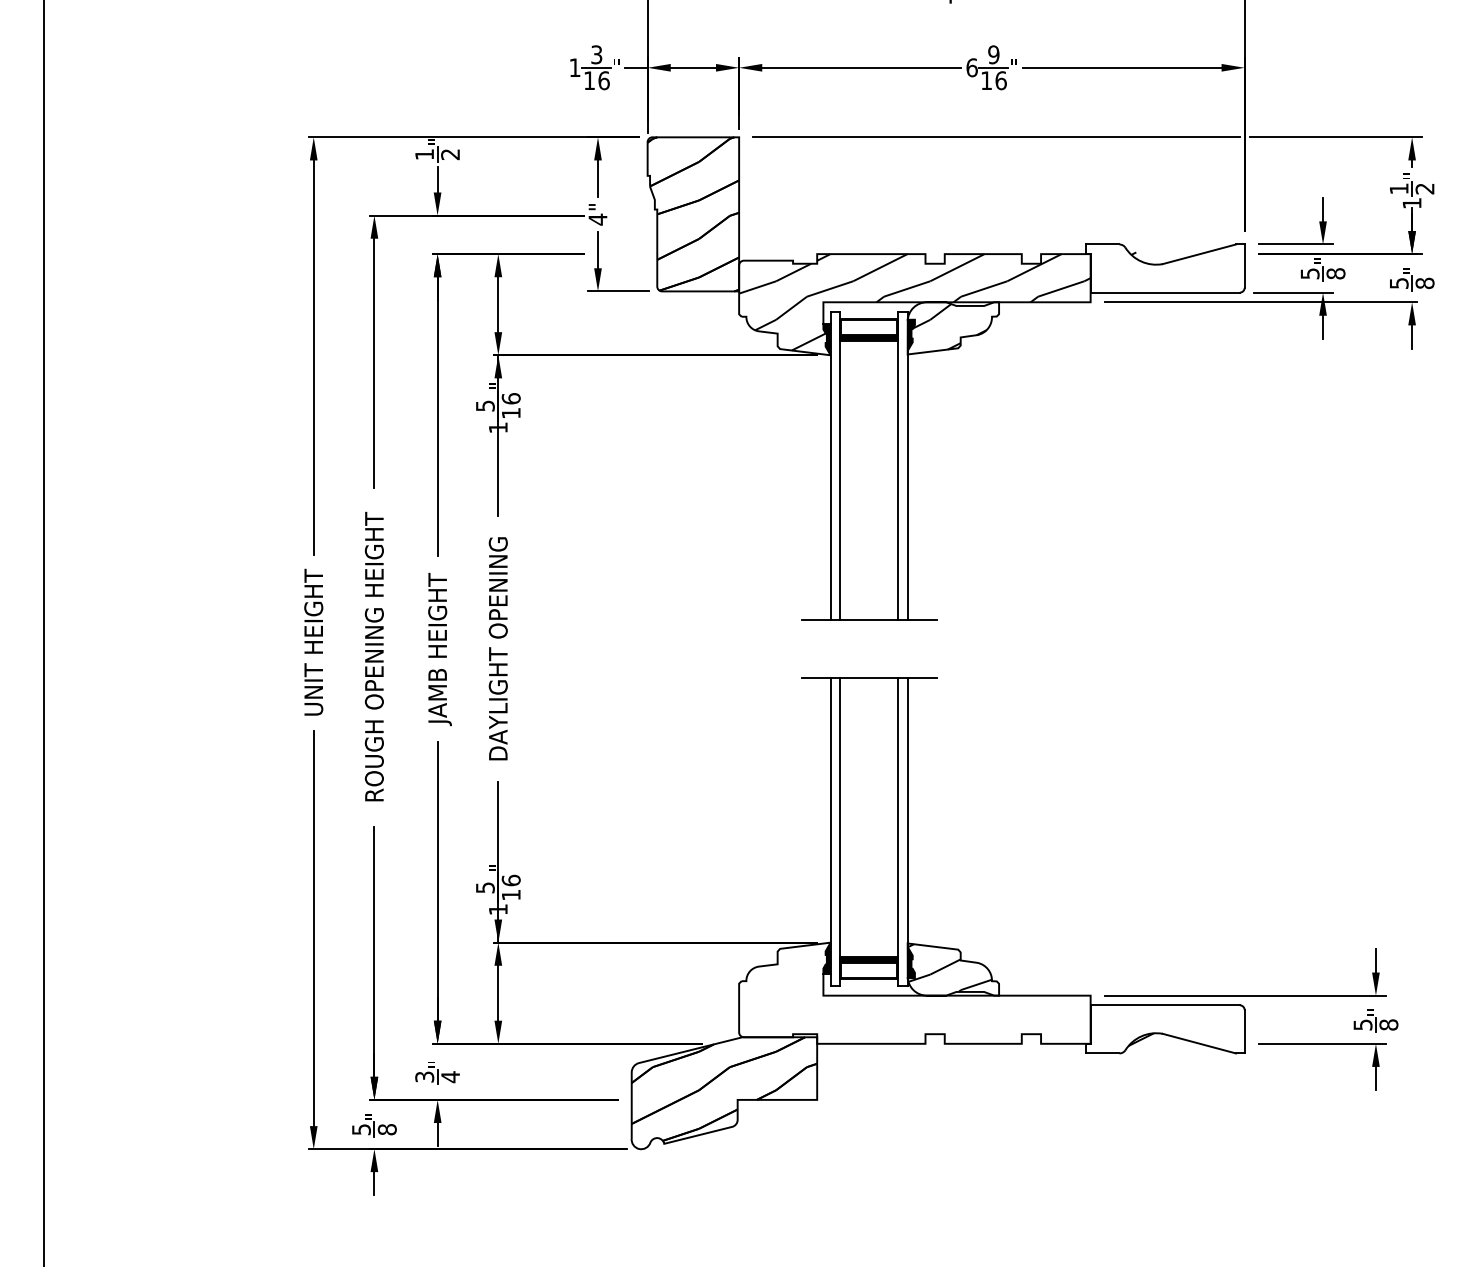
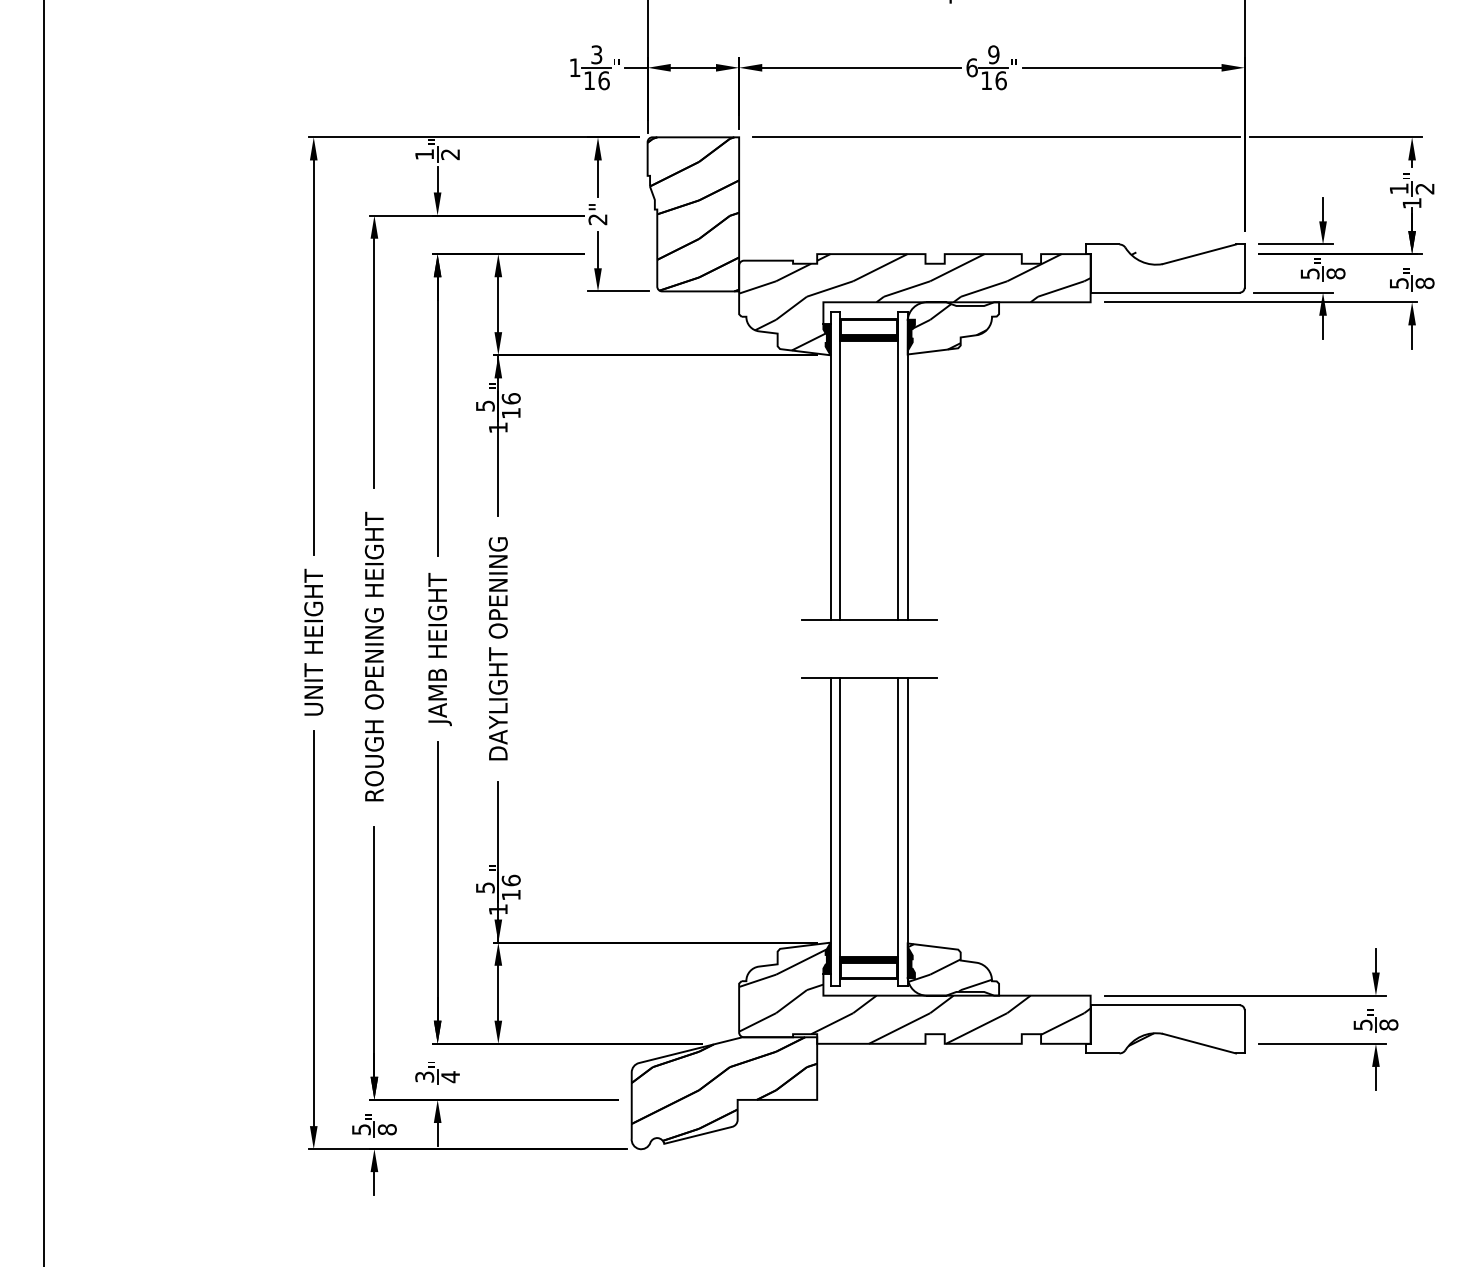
text: 4" -> 2" (597, 219)
hatch: none -> present (914, 996)
